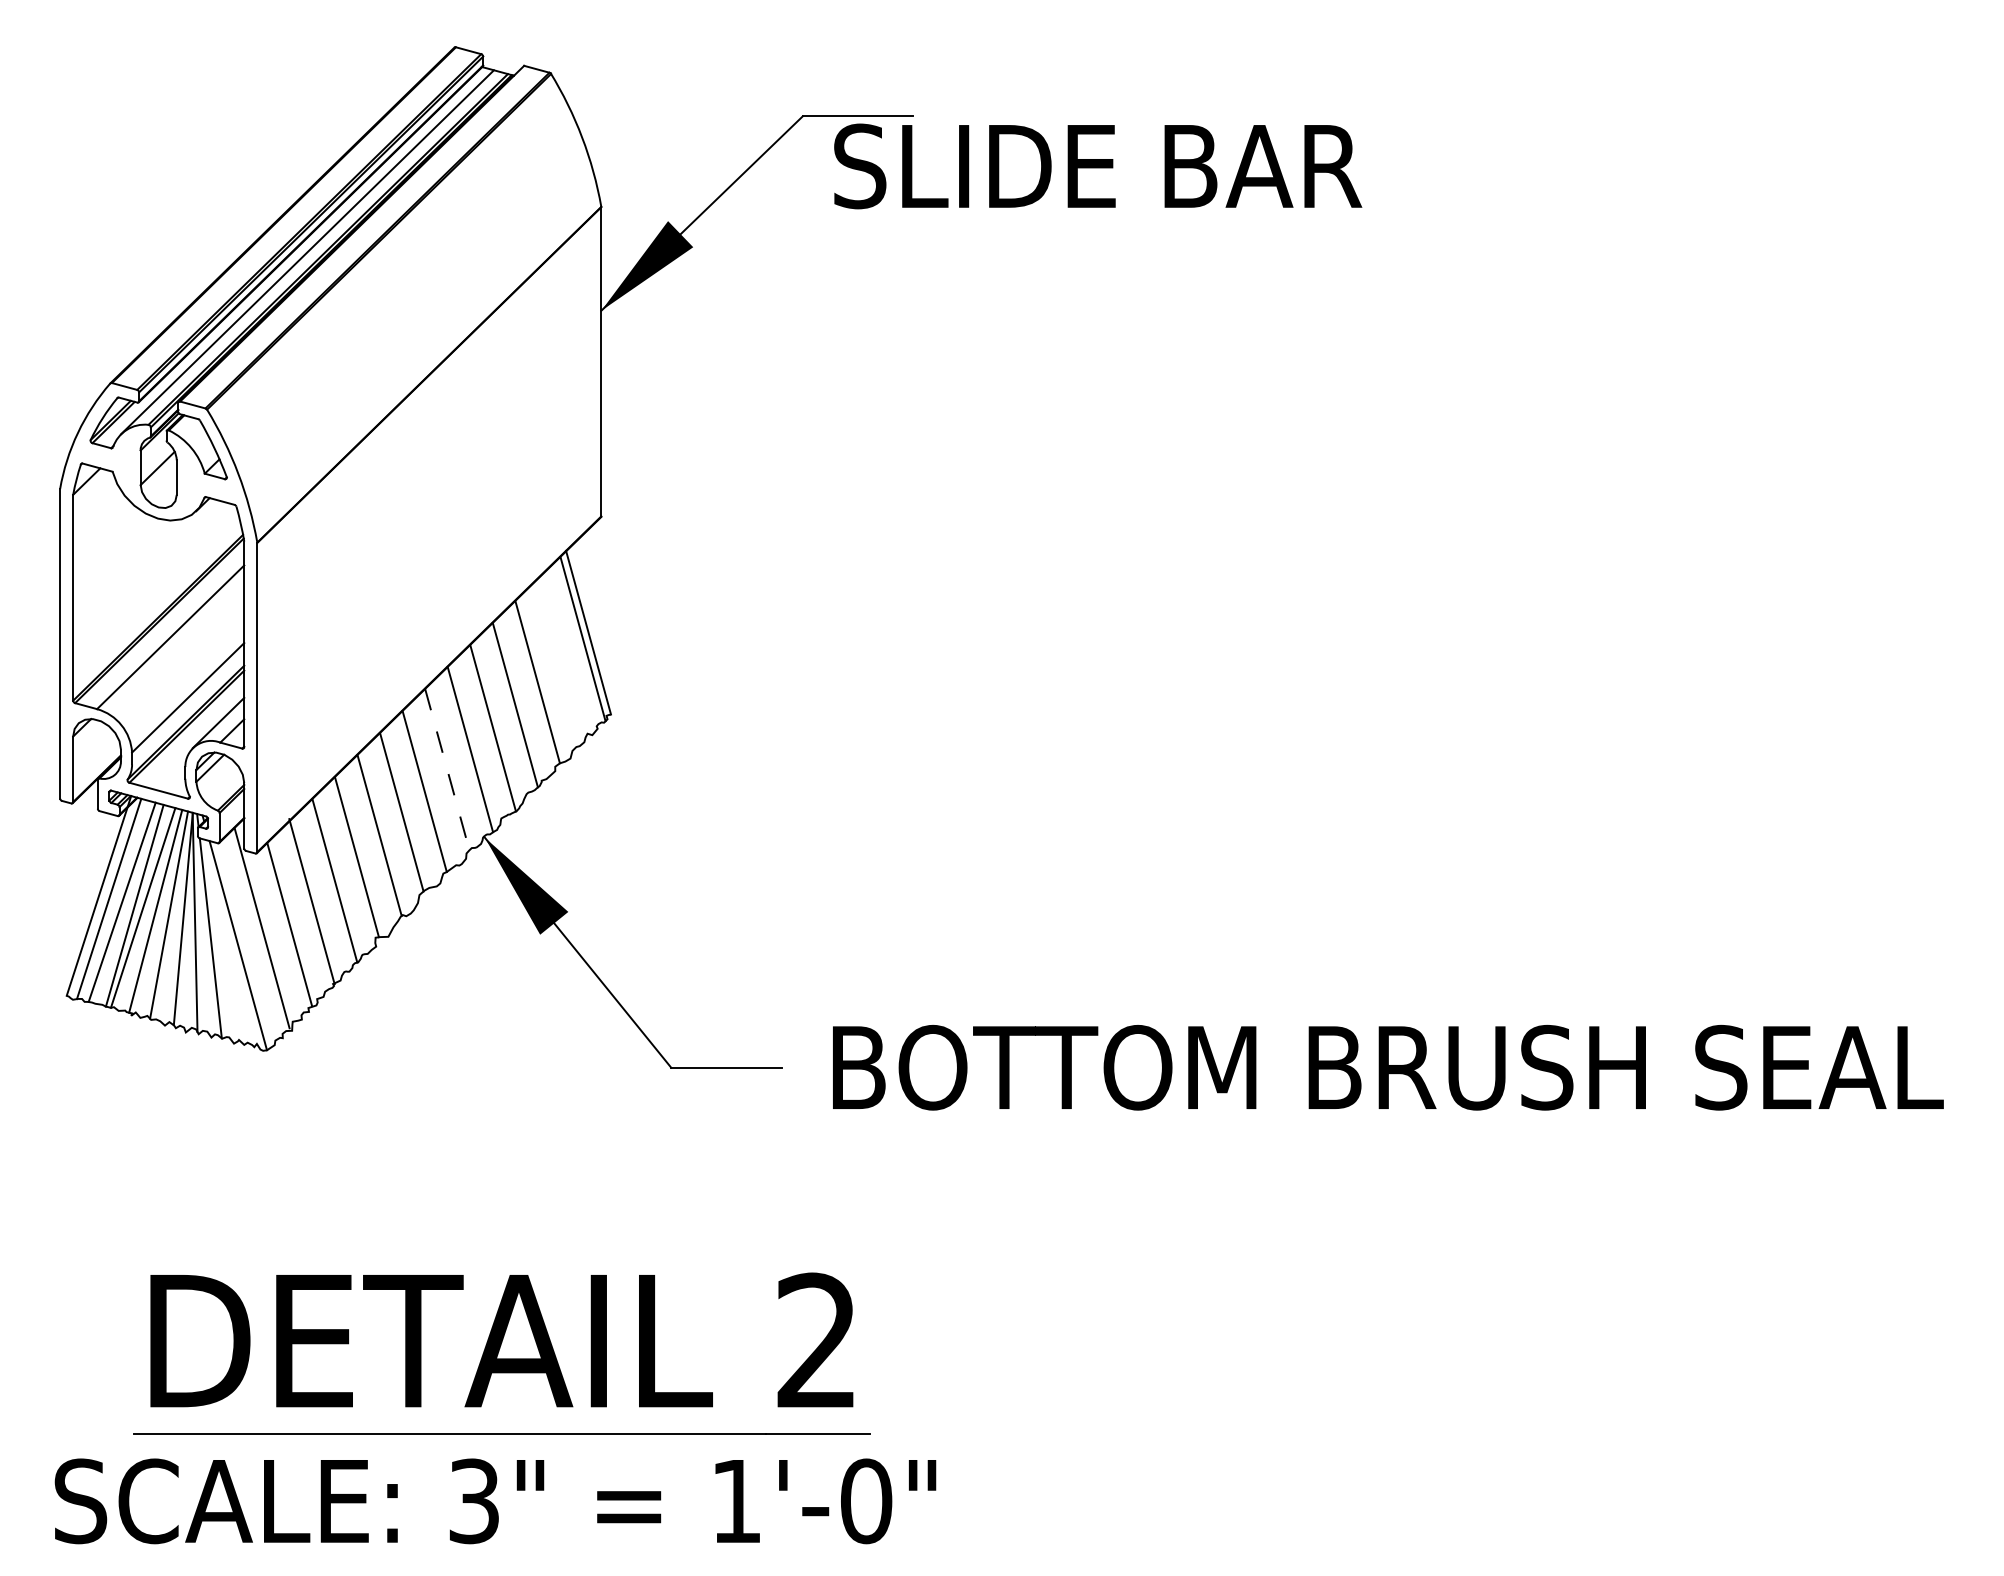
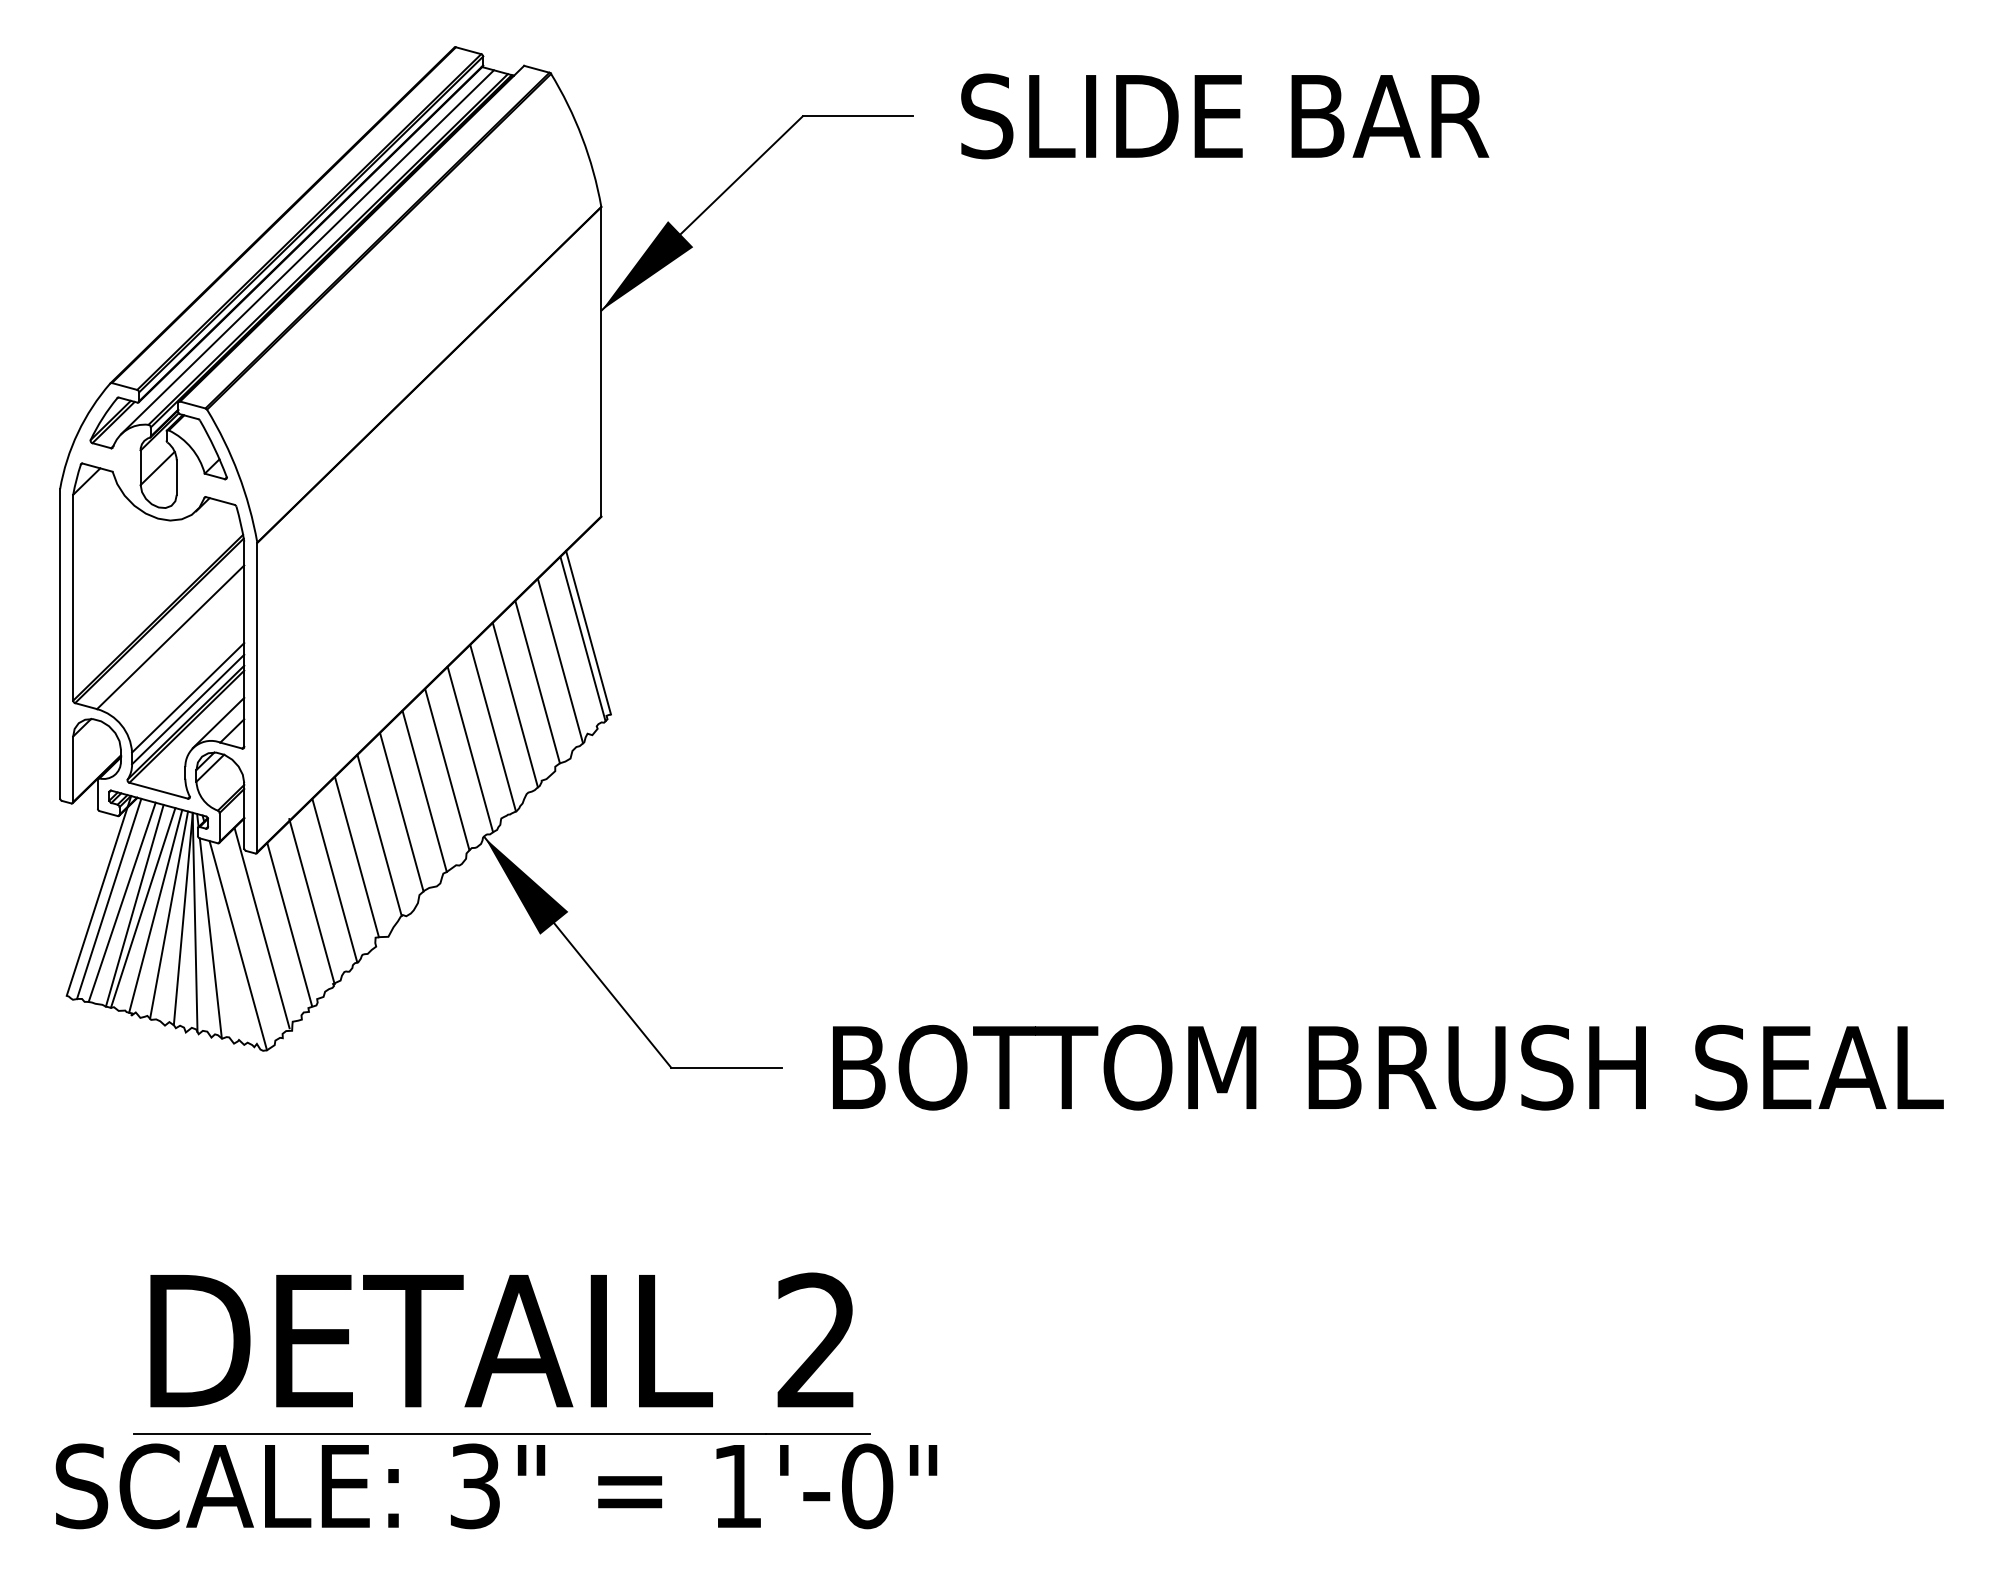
text position: (1098, 166) -> (1225, 116) (1225, 116)
line: none -> present (560, 660)
line: none -> present (188, 709)
line: dashed -> solid (447, 769)
text position: (495, 1501) -> (496, 1486) (496, 1486)
